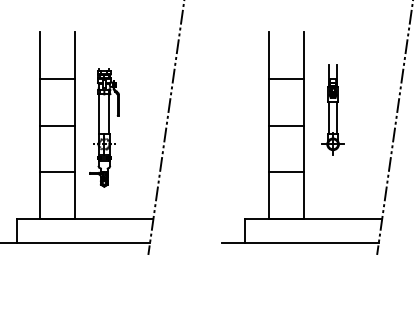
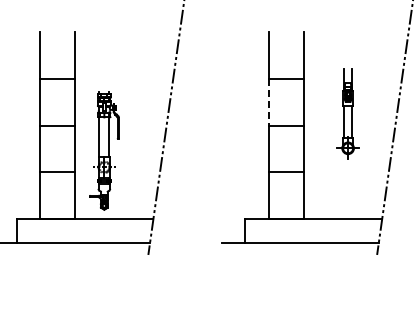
line: solid -> dashed (268, 102)
part position: (332, 109) -> (347, 113) (347, 113)
part position: (104, 127) -> (104, 150) (104, 150)
